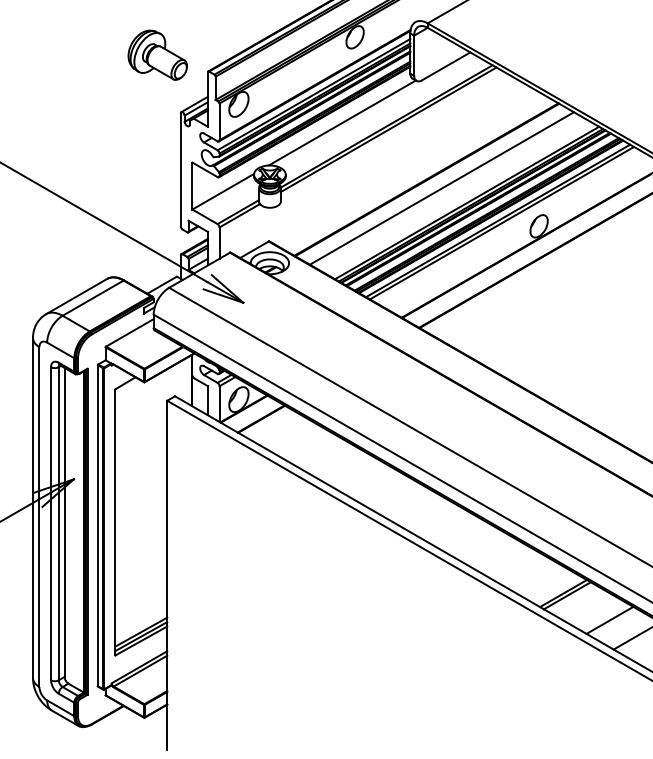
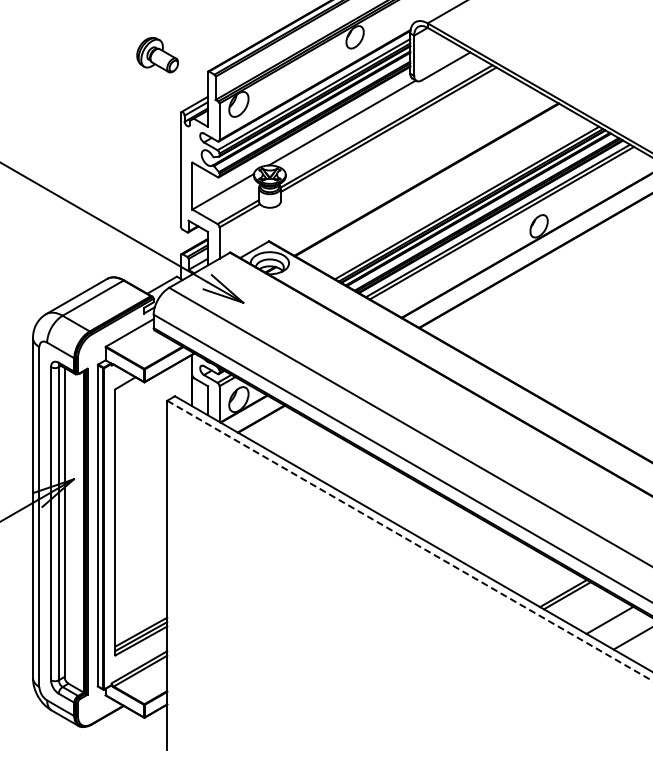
part size: 61x52 px -> 43x37 px (157, 55)
line: present -> none (441, 188)
line: solid -> dashed (409, 540)
